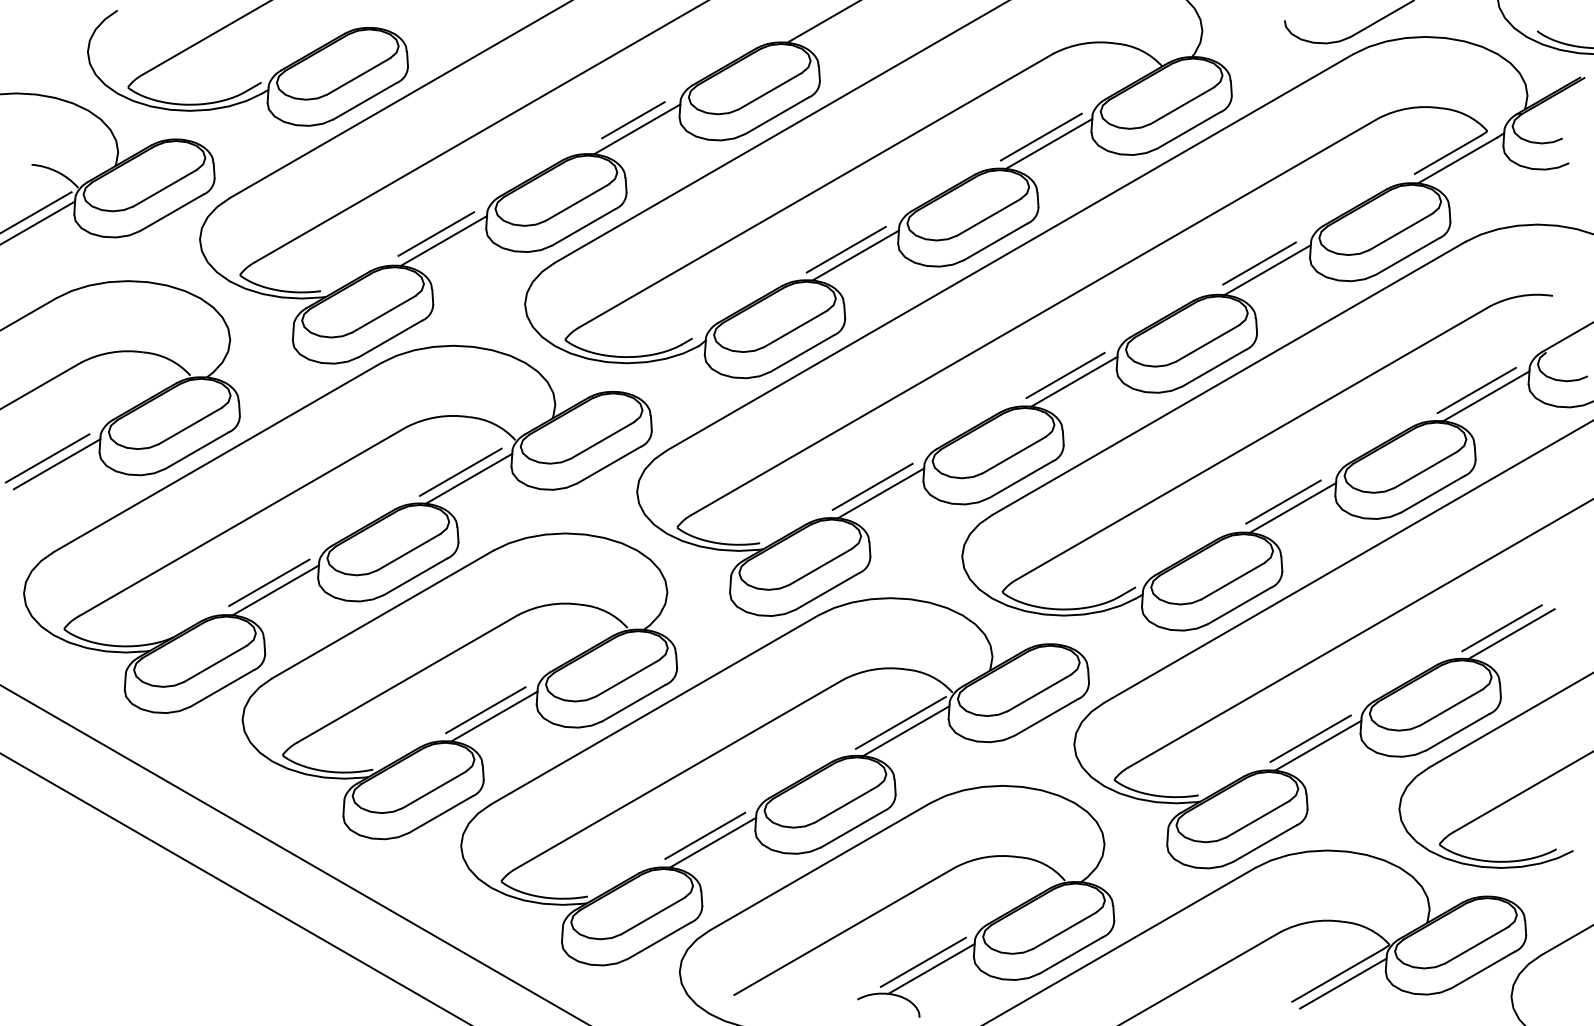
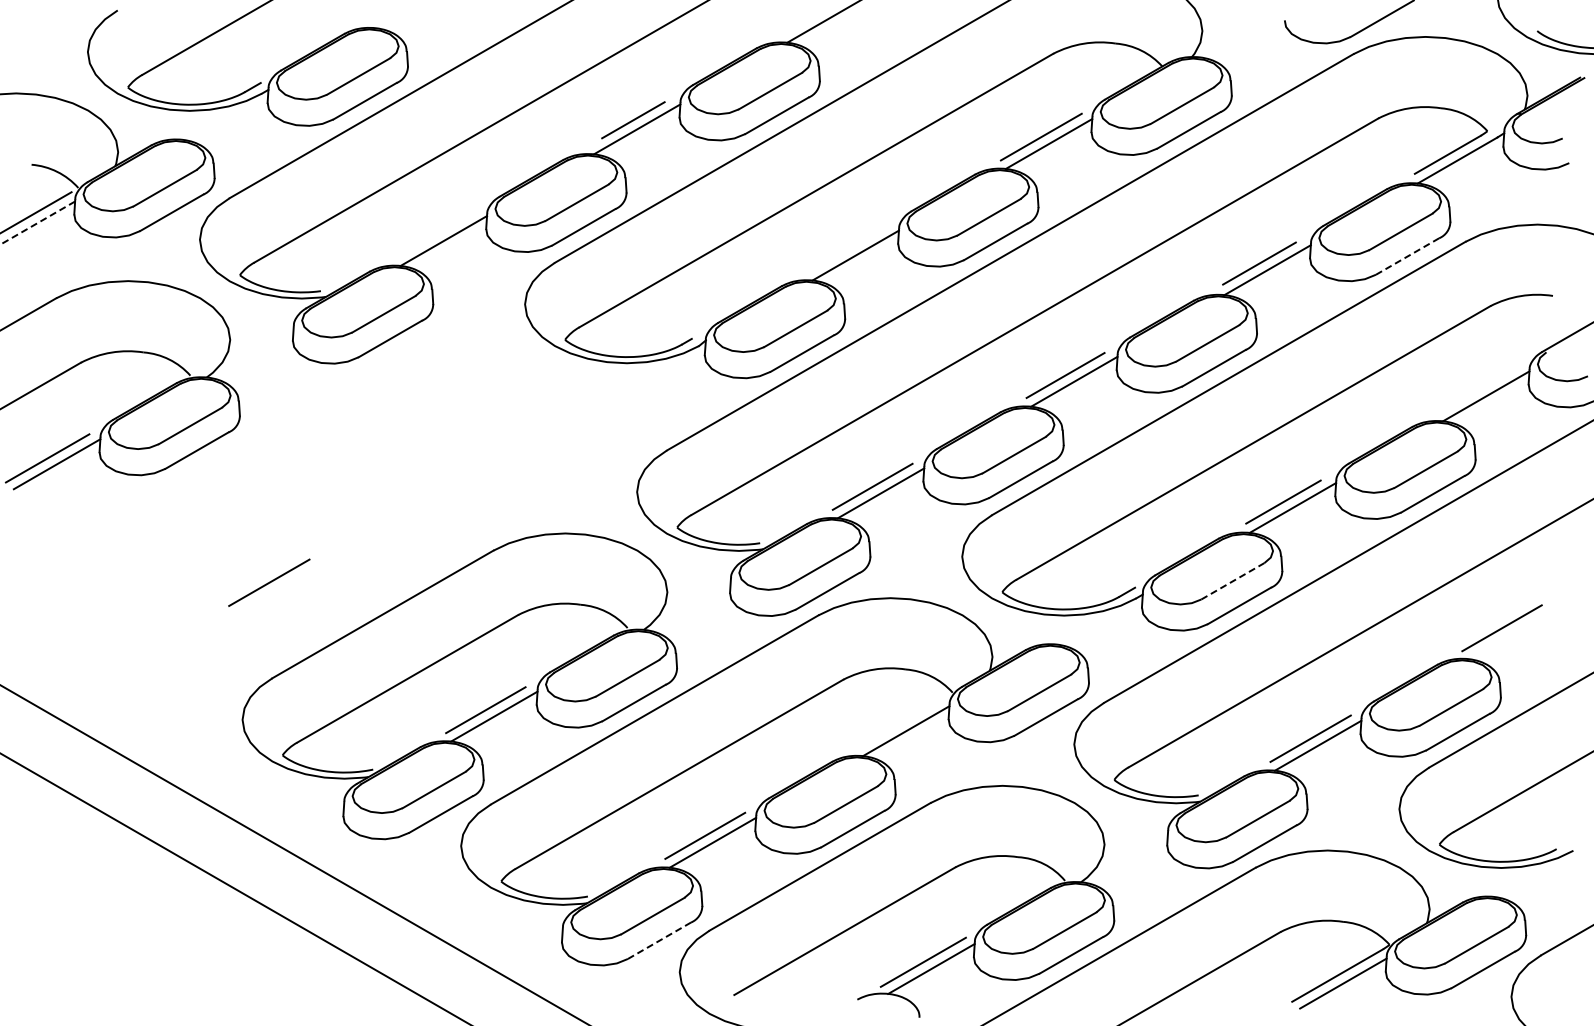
line: solid -> dashed (37, 222)
line: present -> none (436, 233)
line: present -> none (845, 249)
line: solid -> dashed (1407, 256)
line: present -> none (1476, 390)
part: present -> none (337, 528)
line: solid -> dashed (1233, 581)
line: present -> none (1511, 634)
line: present -> none (900, 722)
line: solid -> dashed (659, 940)
